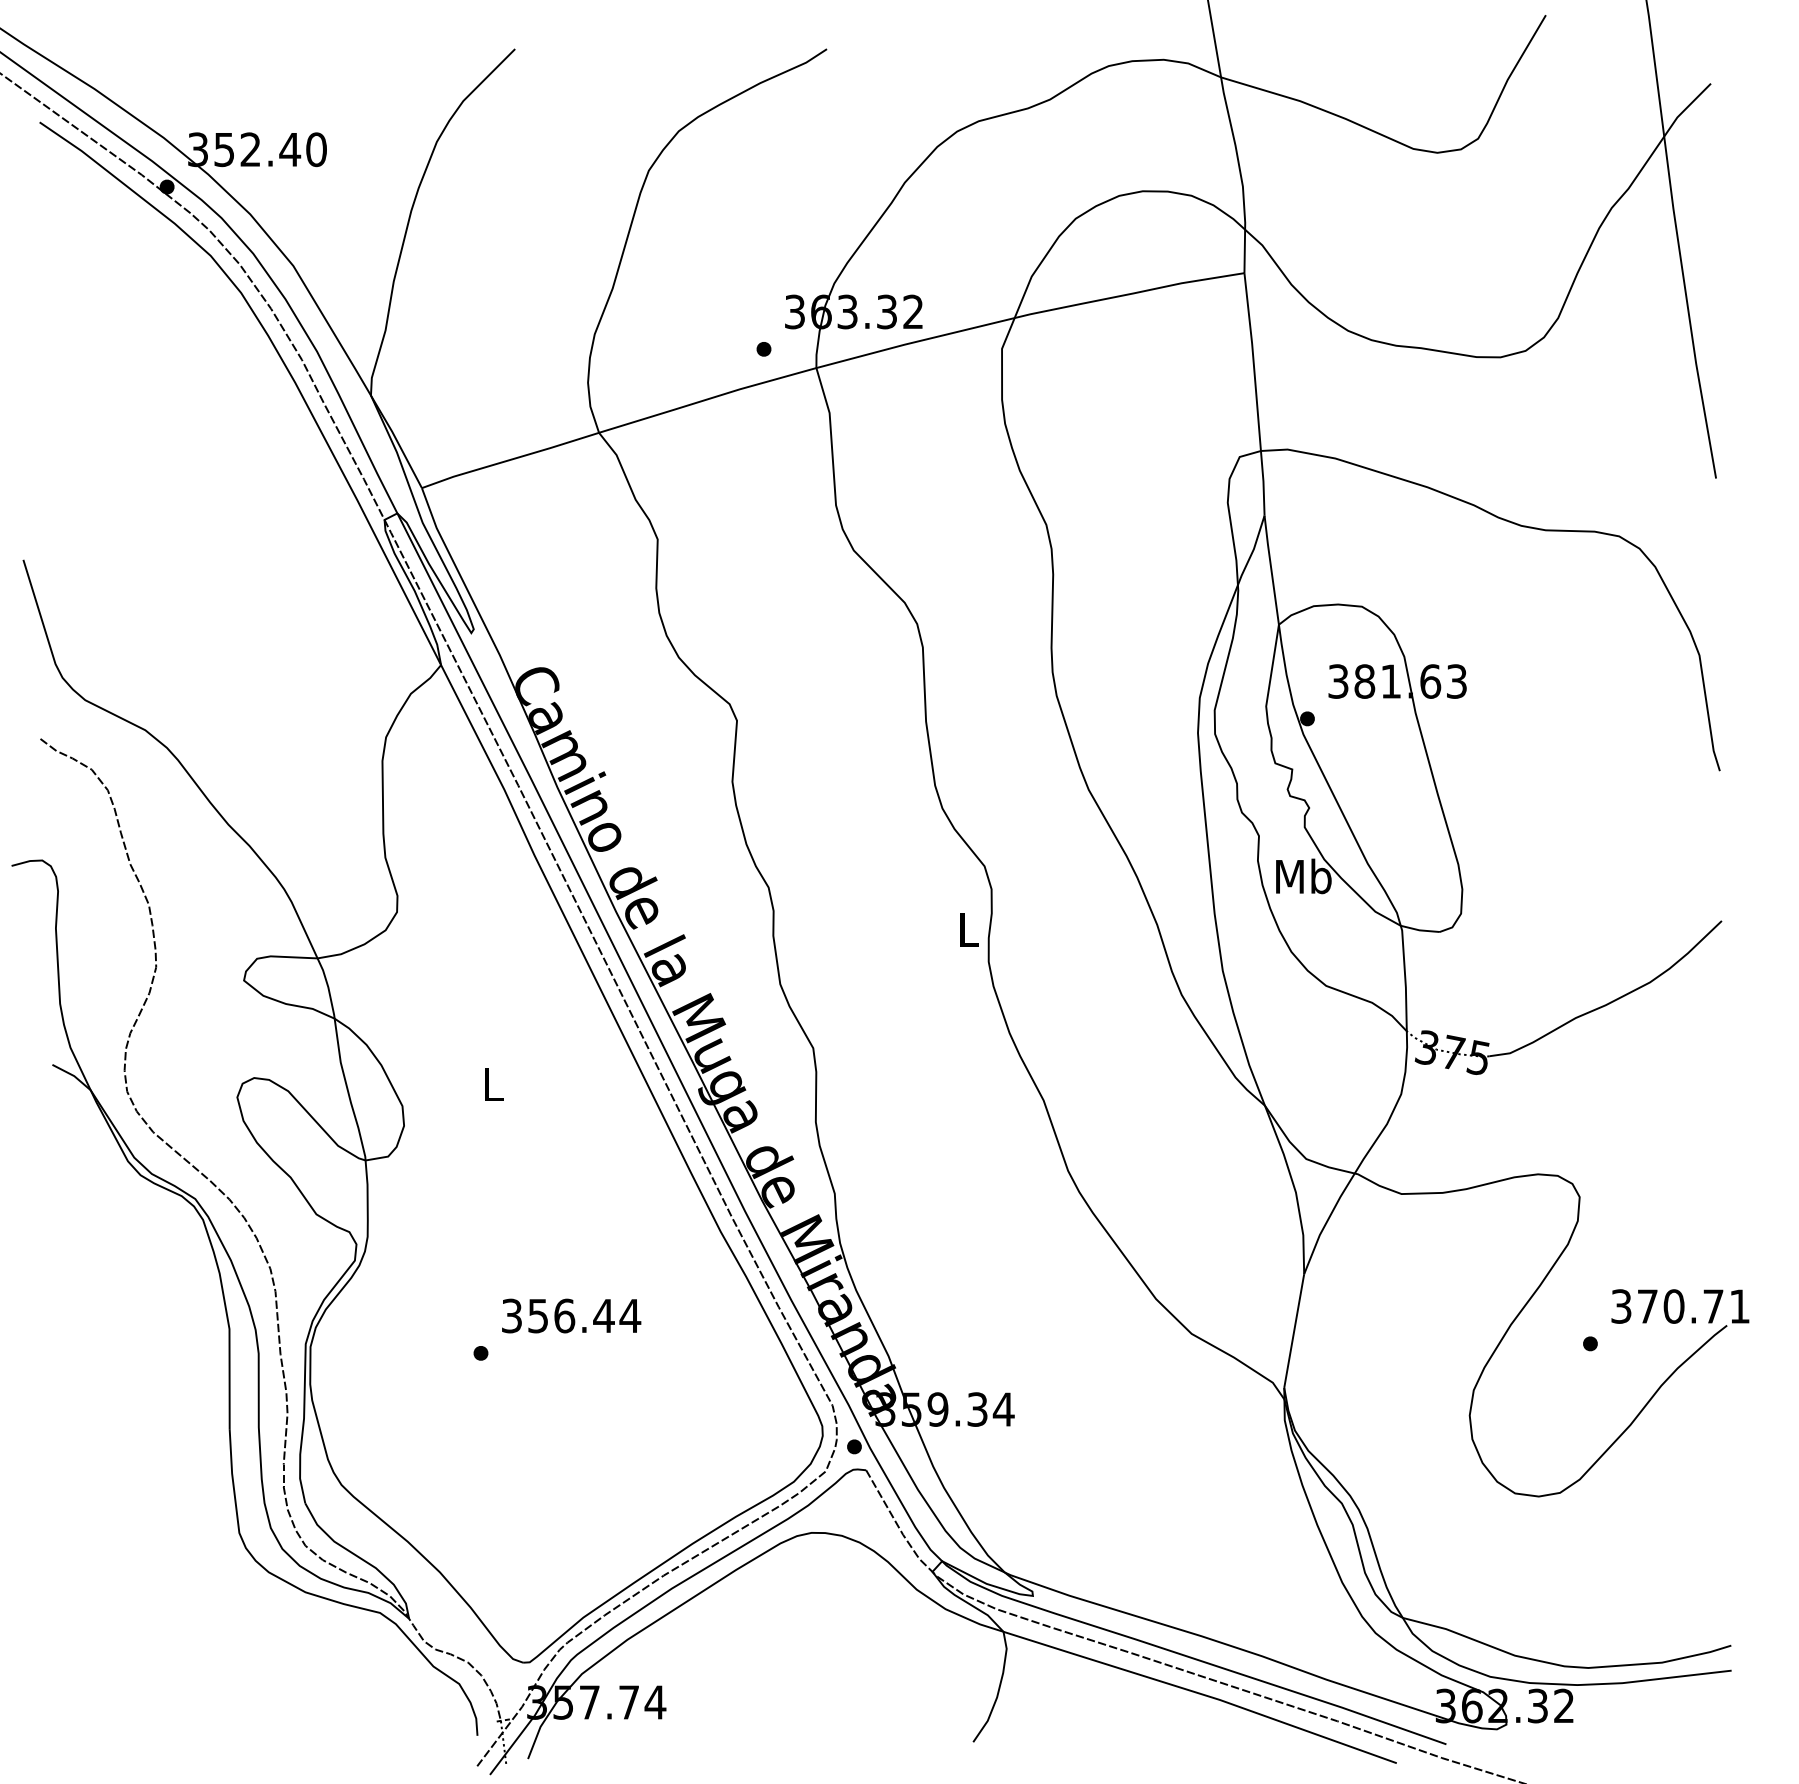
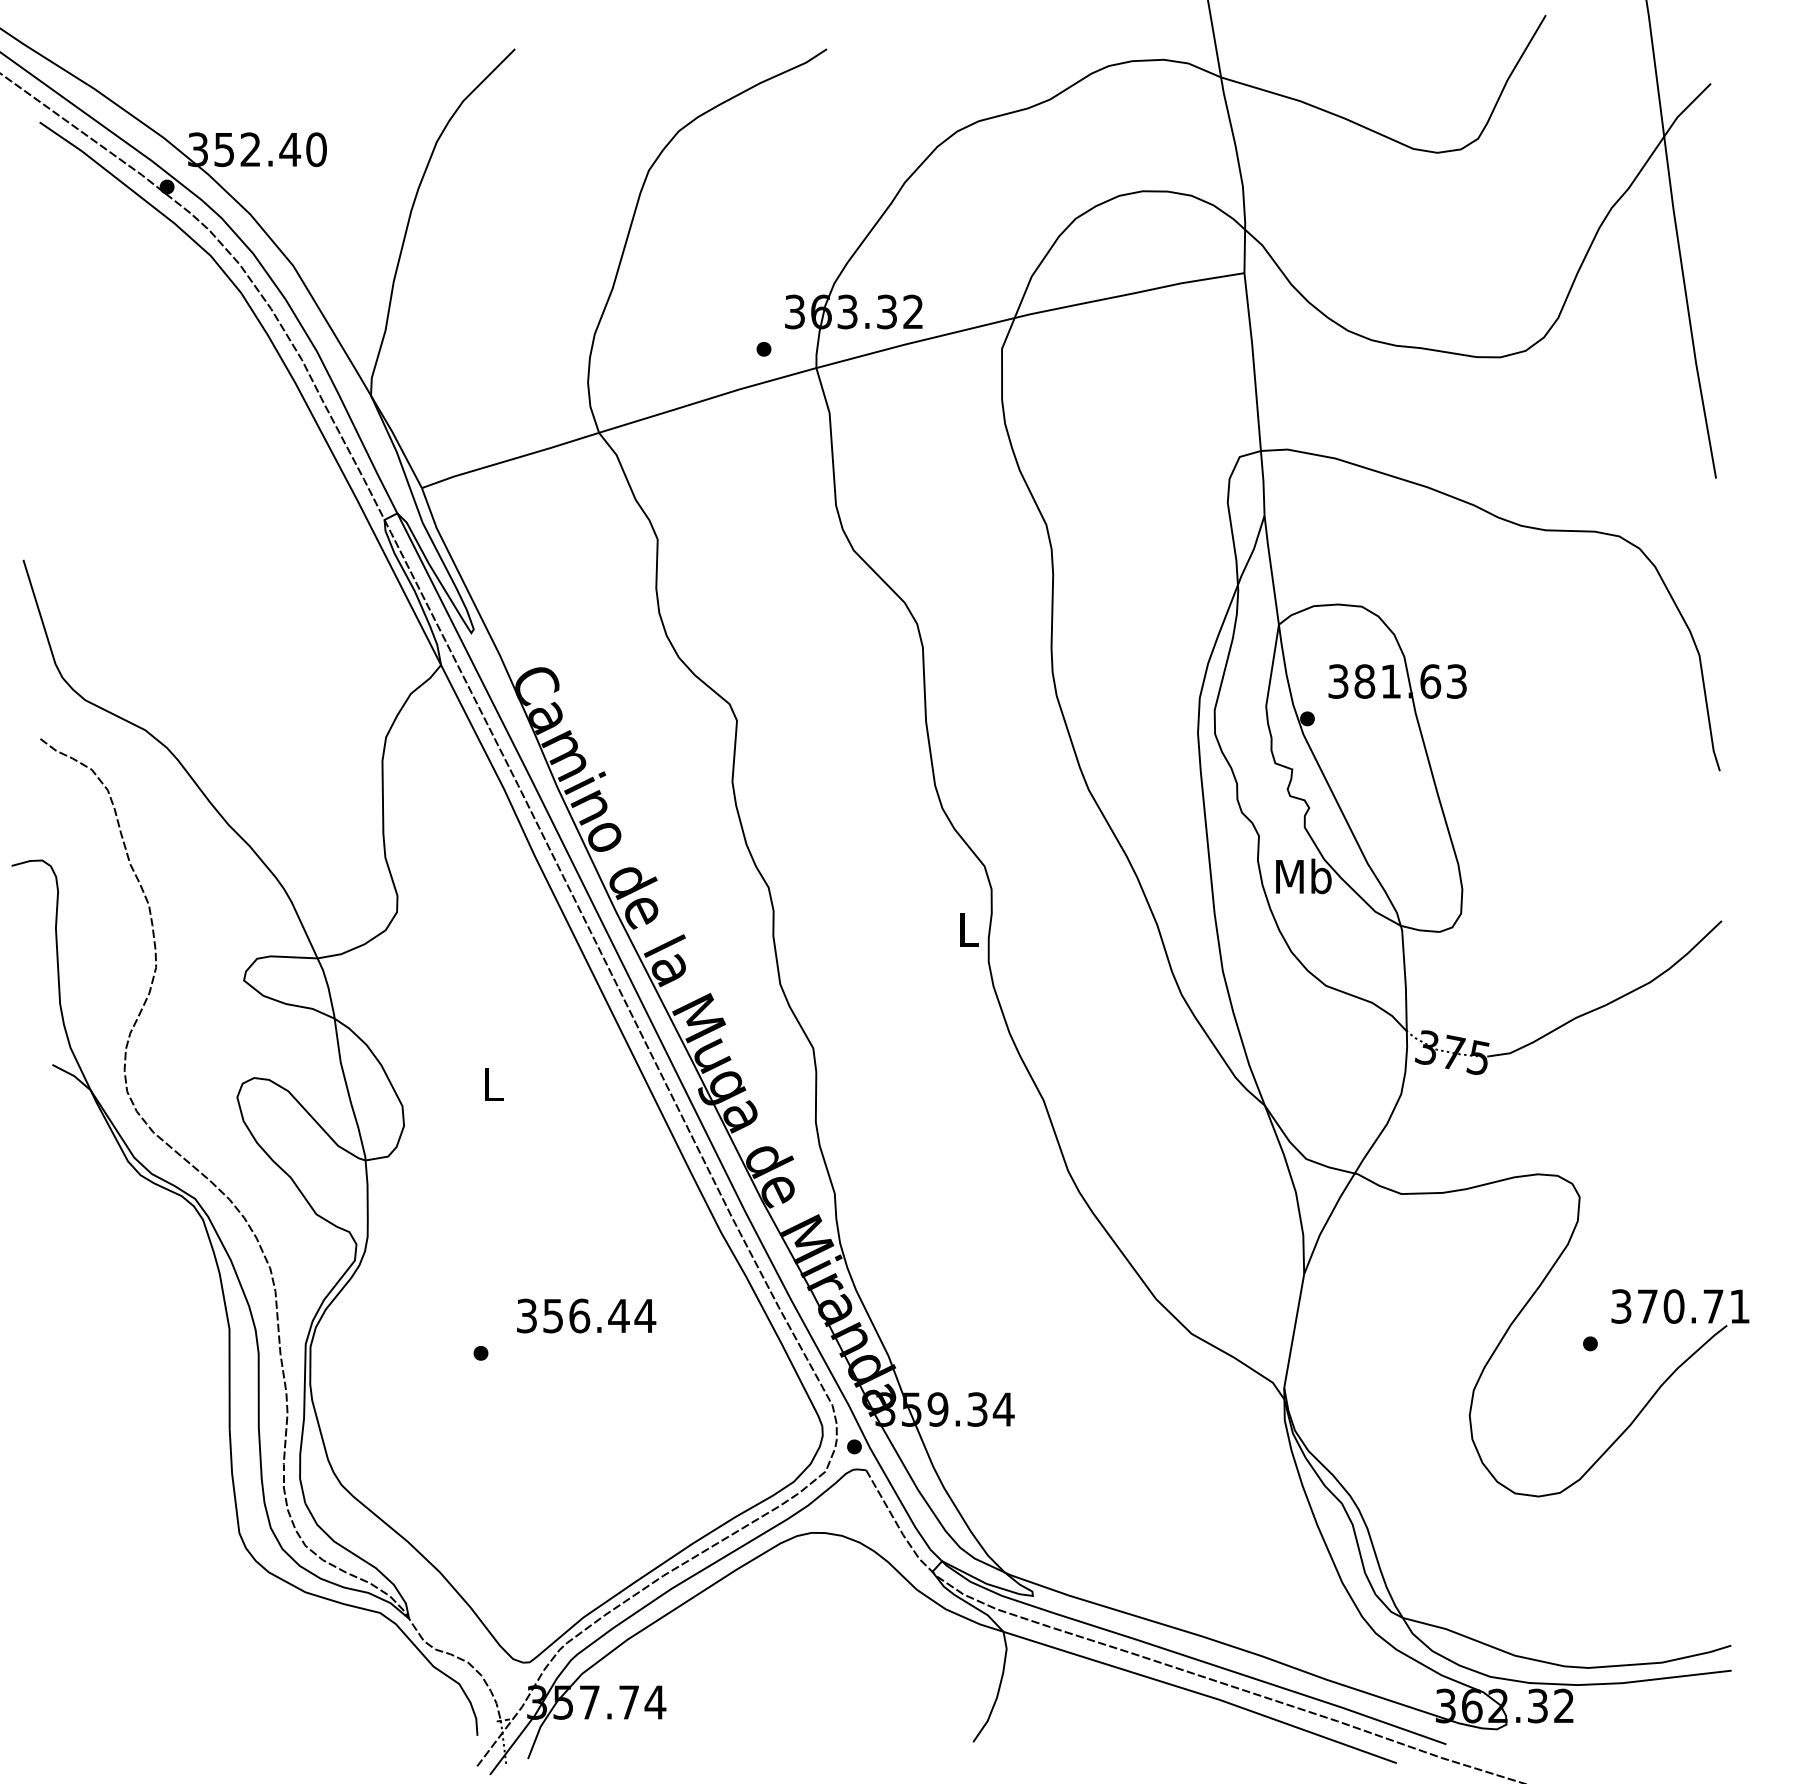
text position: (571, 1315) -> (586, 1315) (586, 1315)
